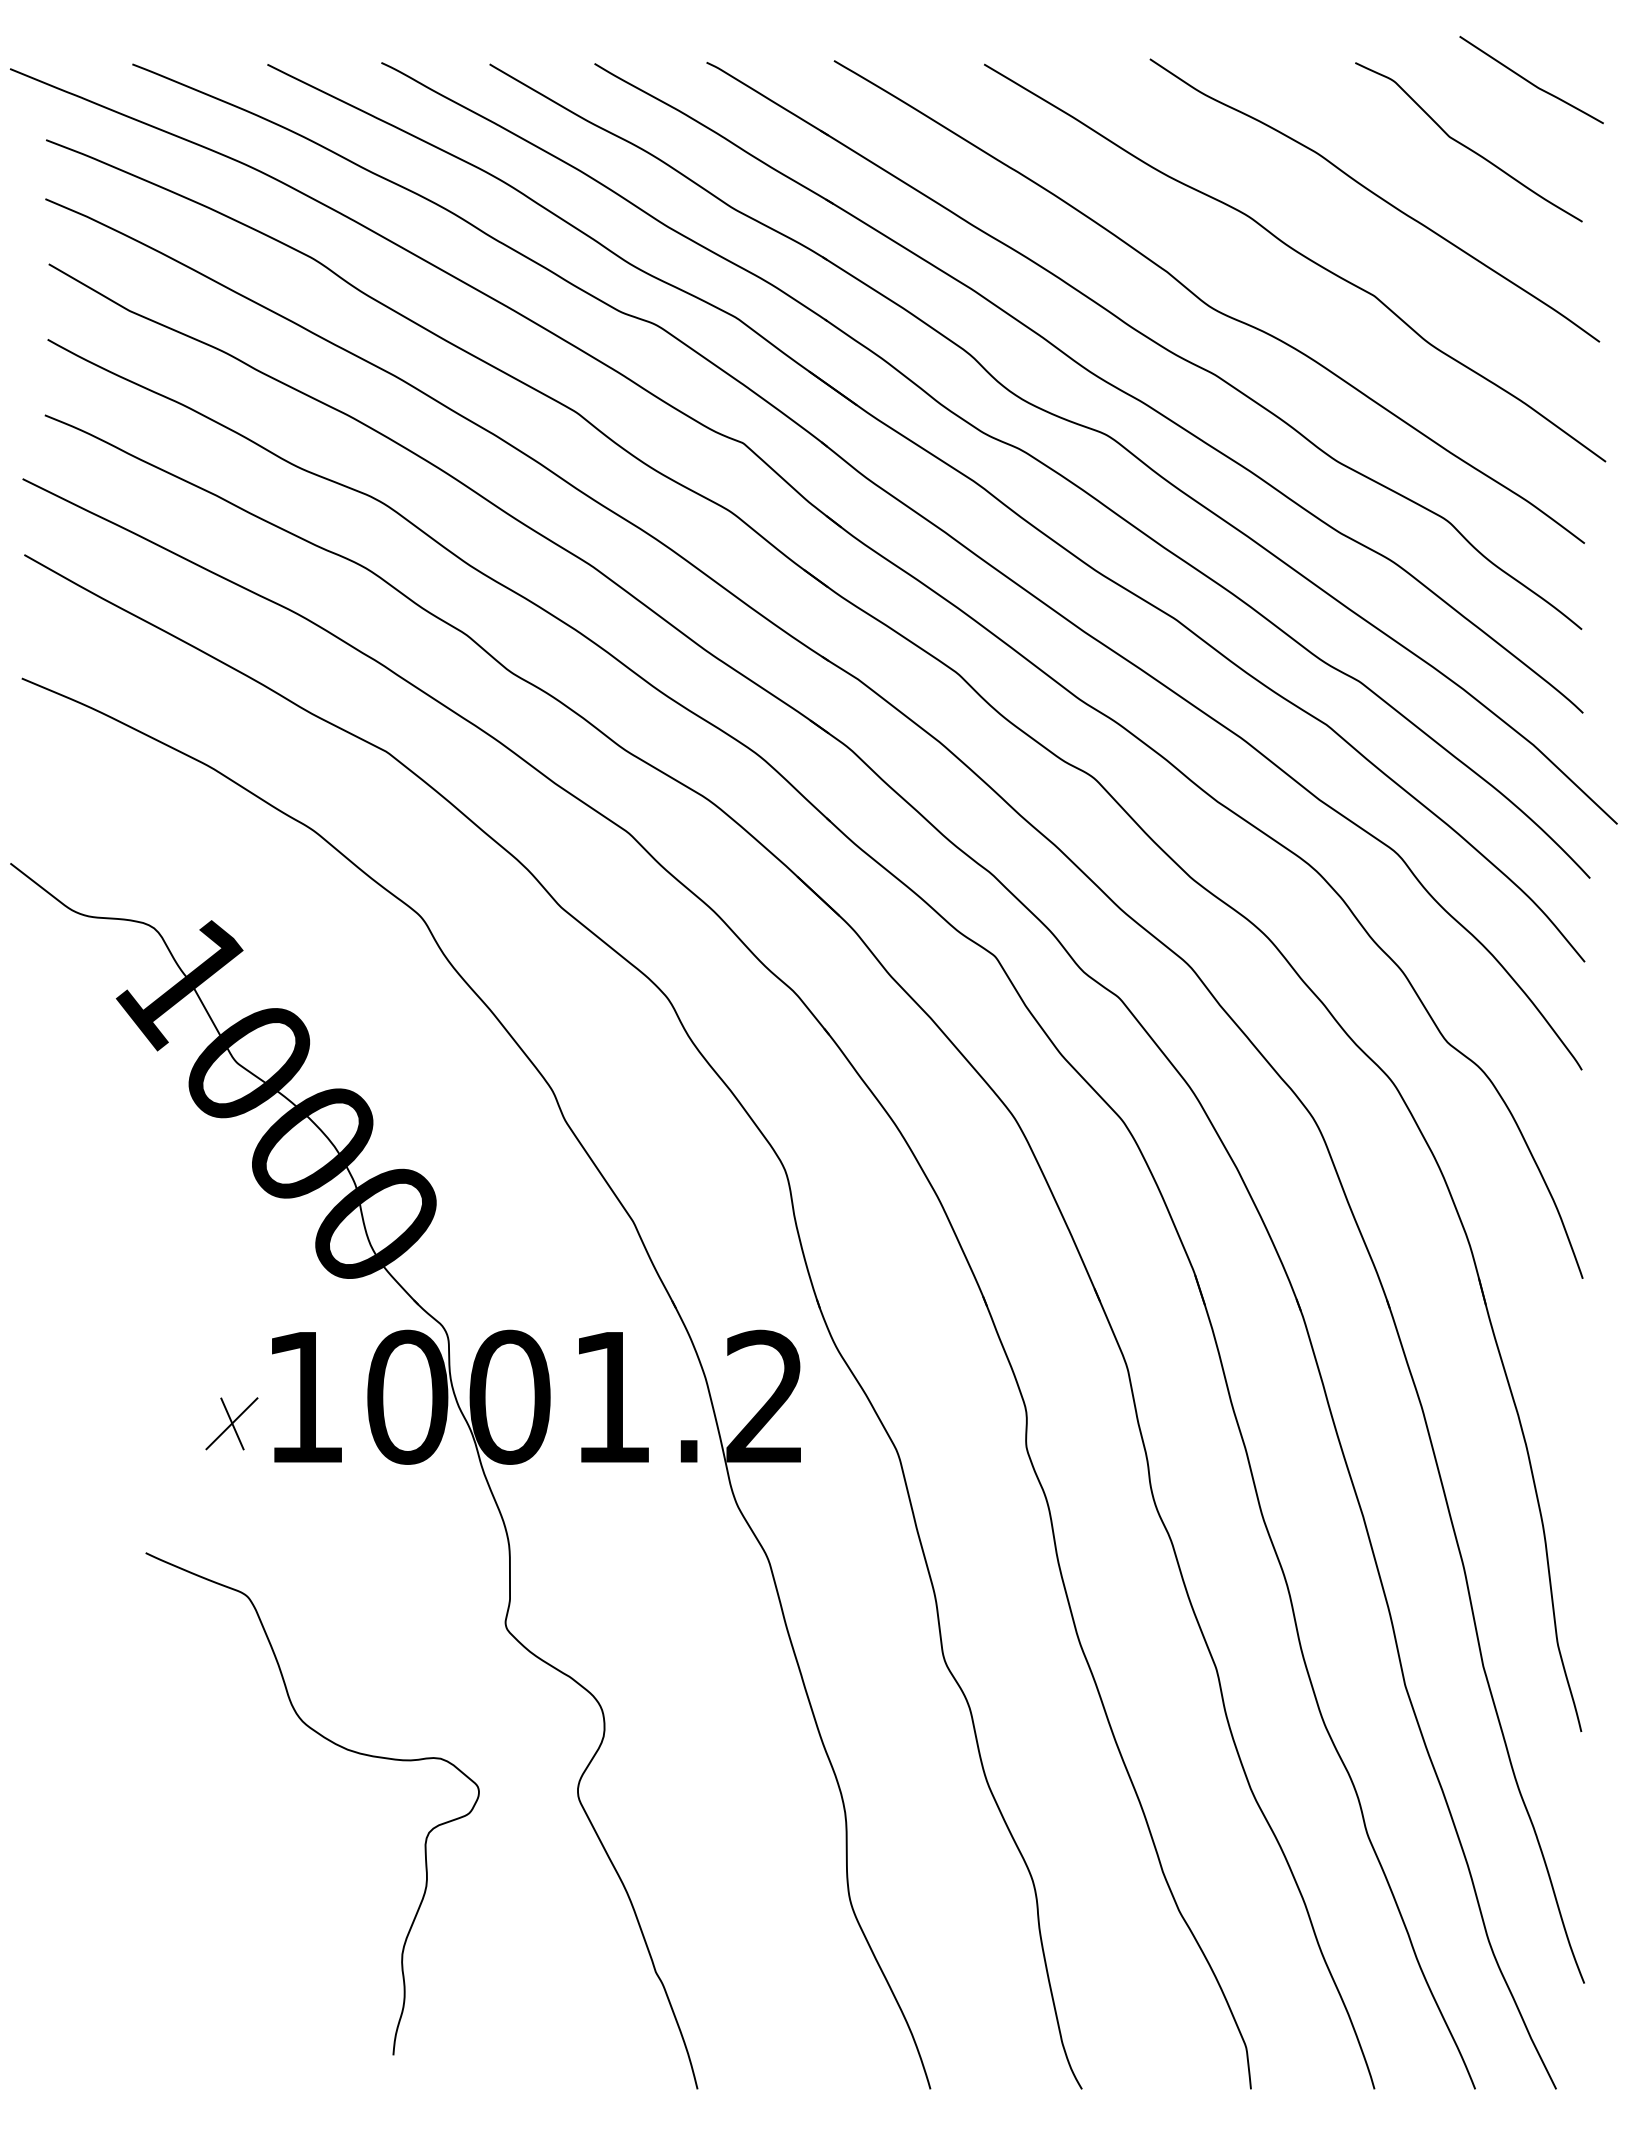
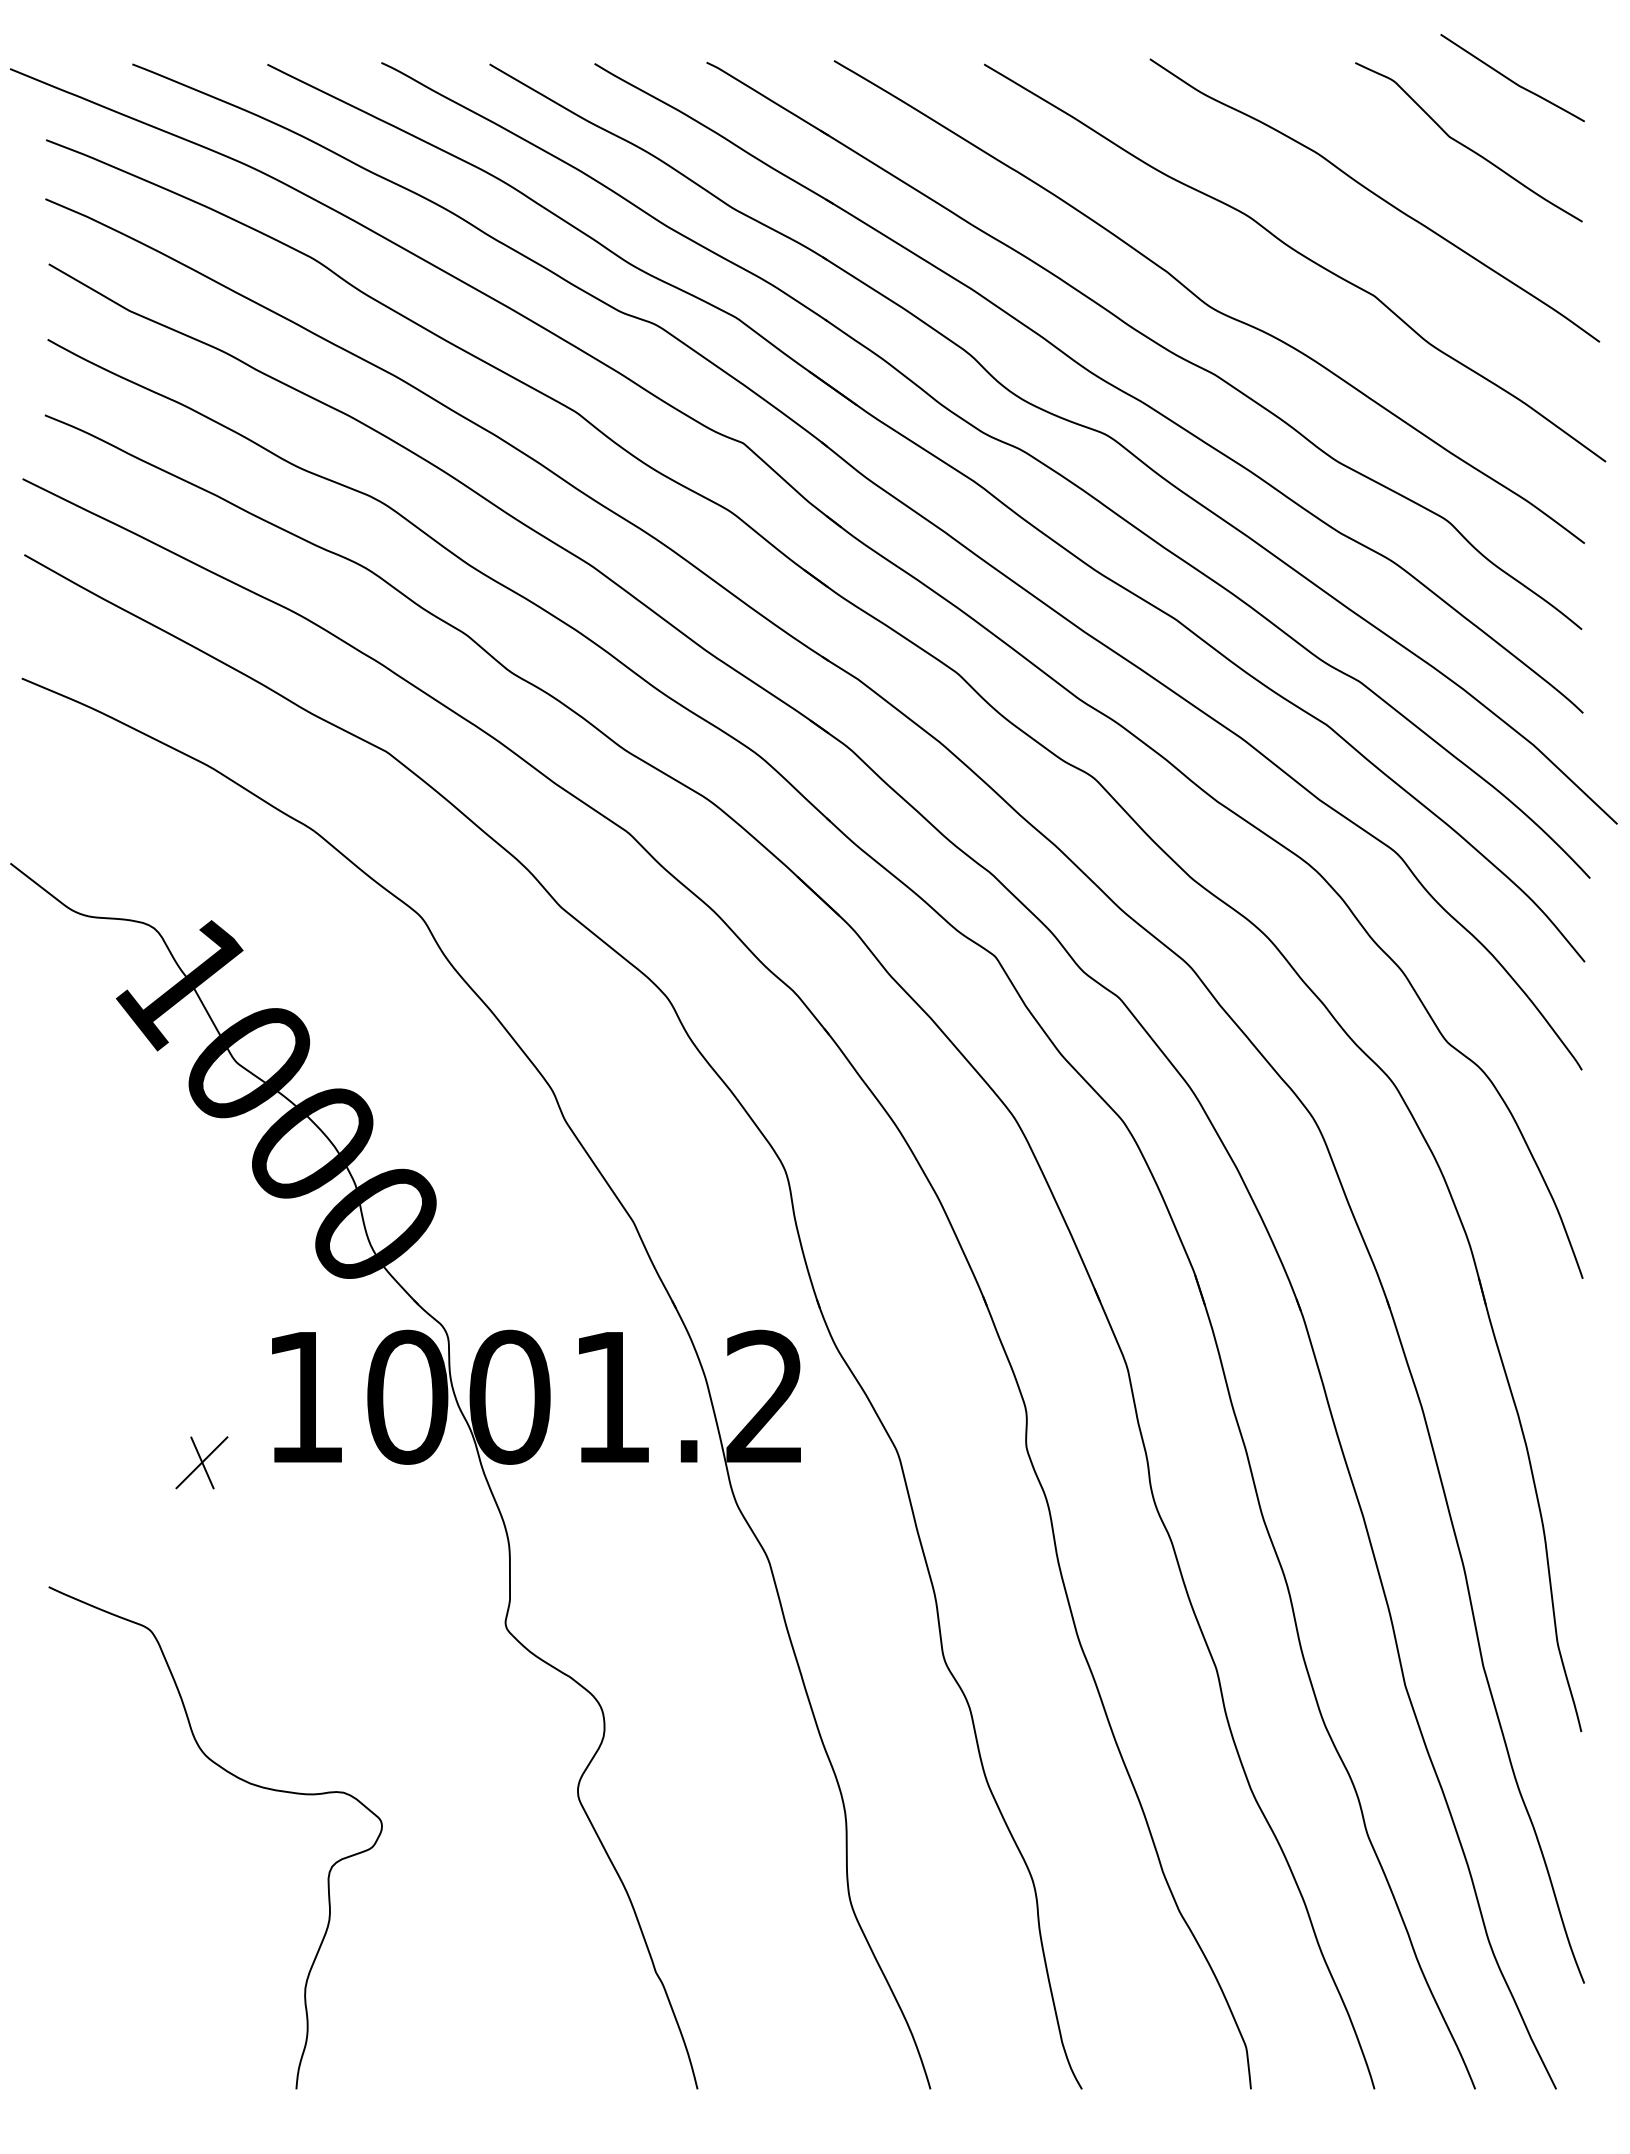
curve position: (1530, 81) -> (1511, 79) (1511, 79)
part position: (231, 1423) -> (201, 1462) (201, 1462)
curve position: (340, 1747) -> (243, 1781) (243, 1781)
